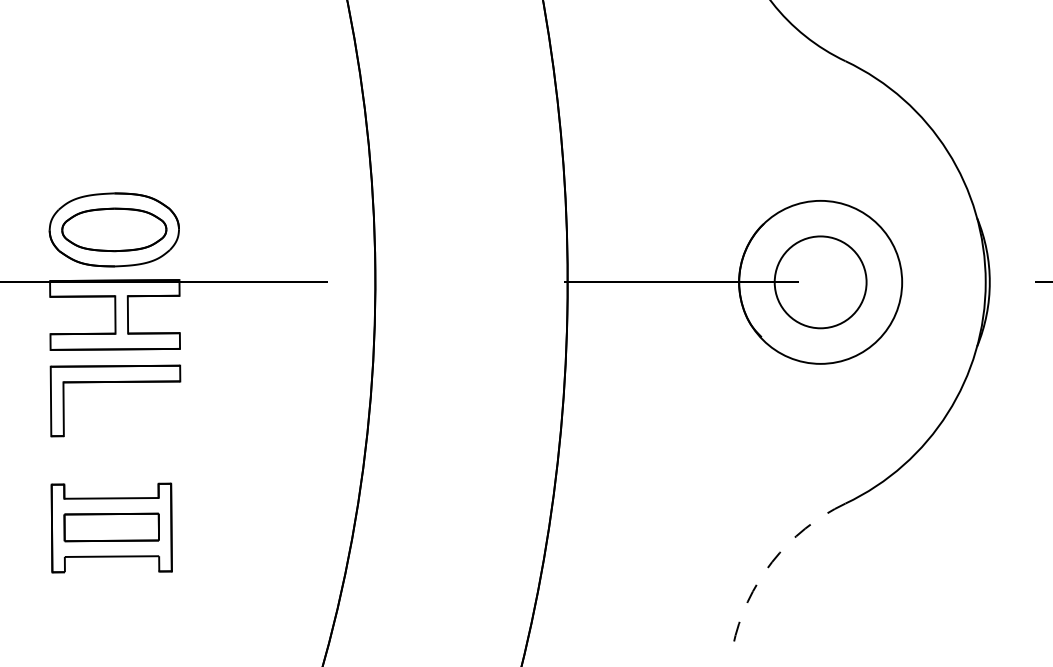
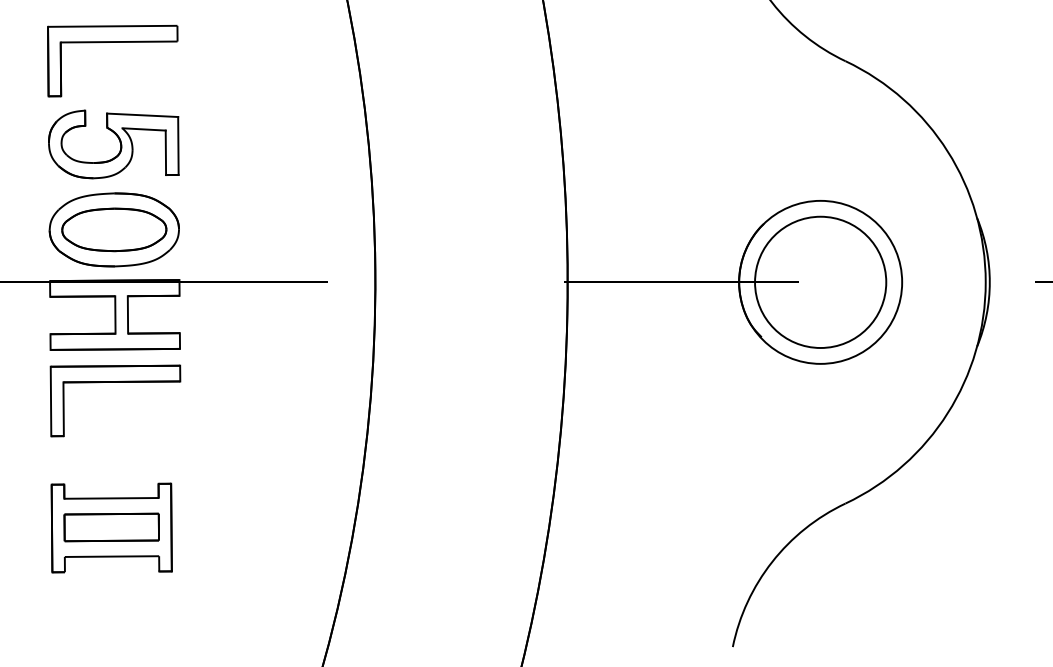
part: none -> present (112, 42)
part: none -> present (119, 142)
circle diameter: 92 px -> 131 px (820, 282)
arc: dashed -> solid (772, 562)
